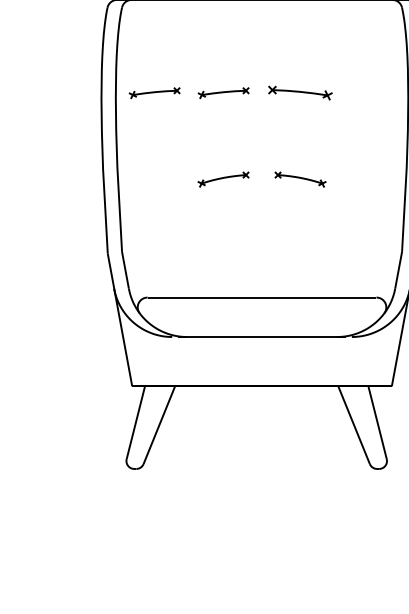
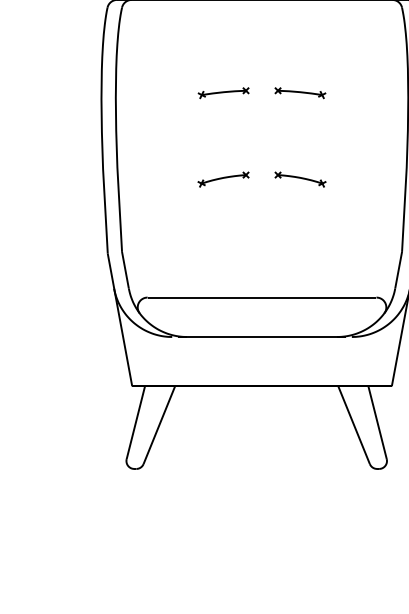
part size: 65x16 px -> 53x13 px (300, 93)
part: present -> none (154, 93)
